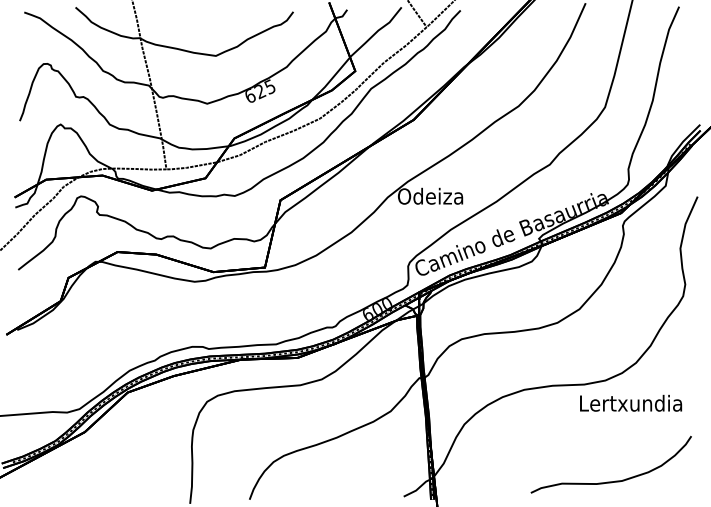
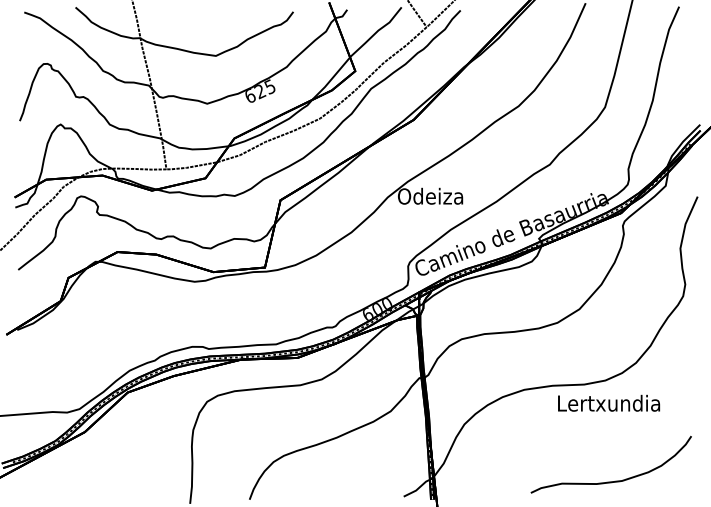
text position: (631, 402) -> (609, 402) (609, 402)
